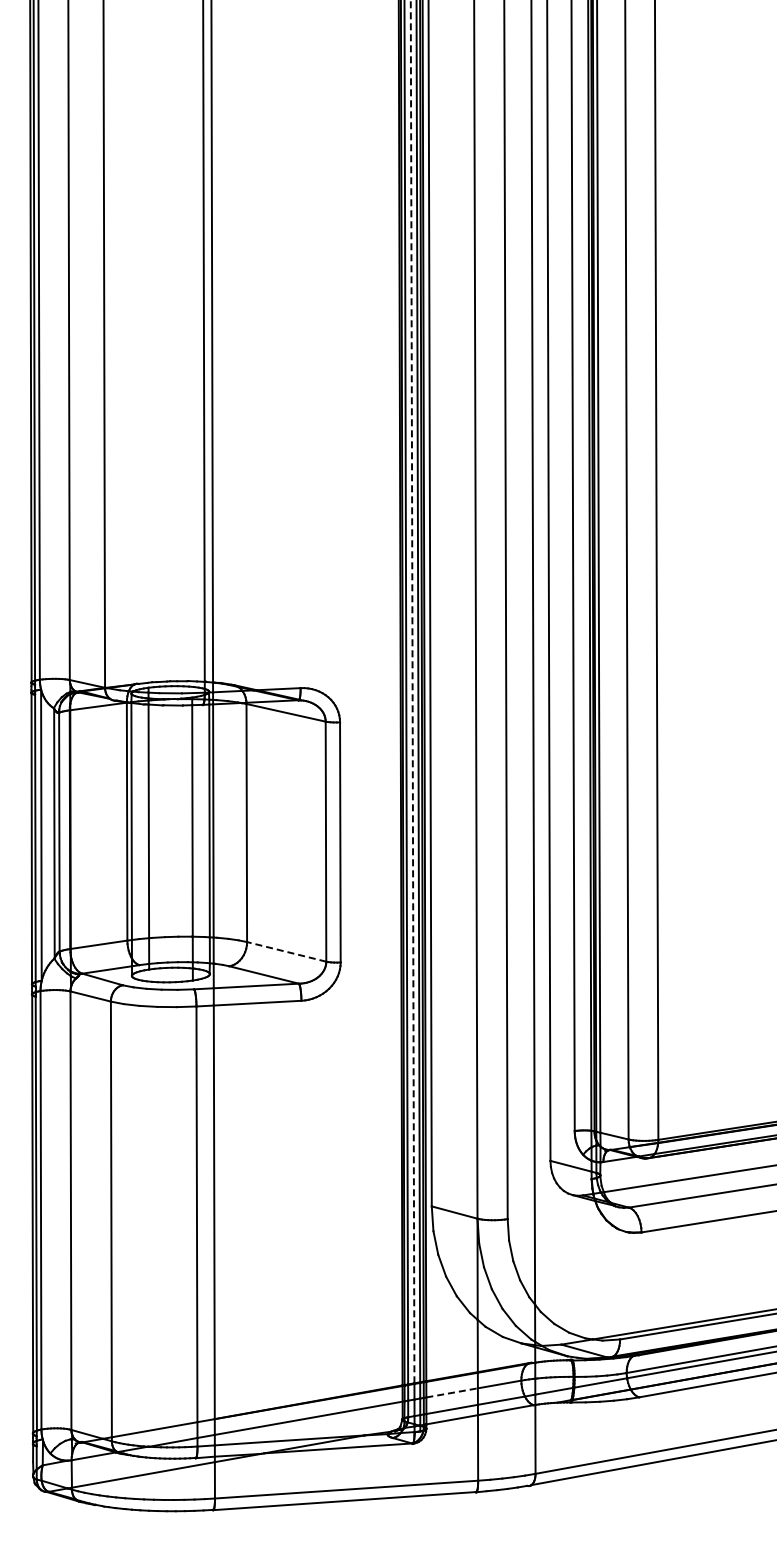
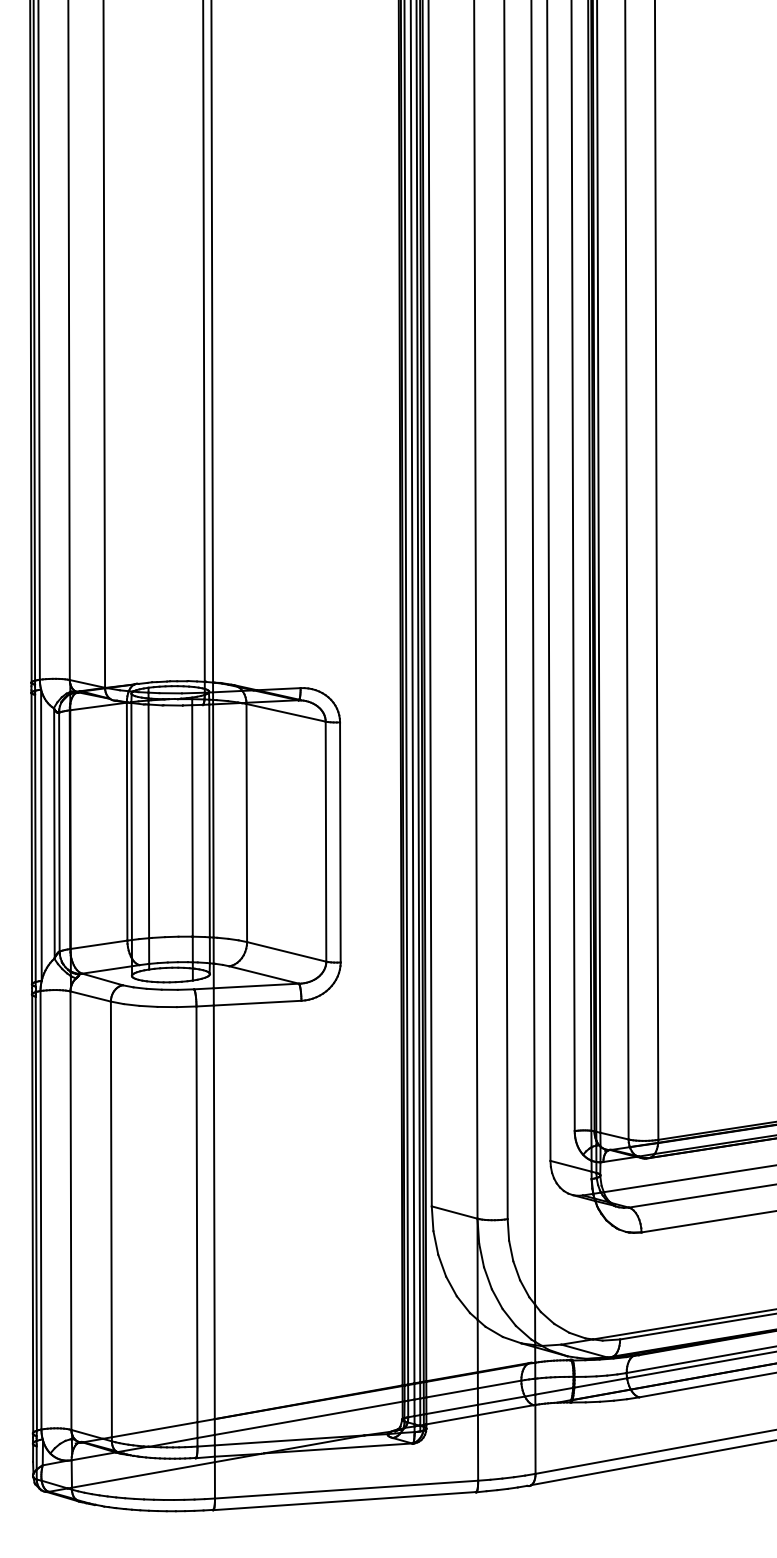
line: dashed -> solid (412, 691)
line: dashed -> solid (286, 951)
line: dashed -> solid (452, 1392)
